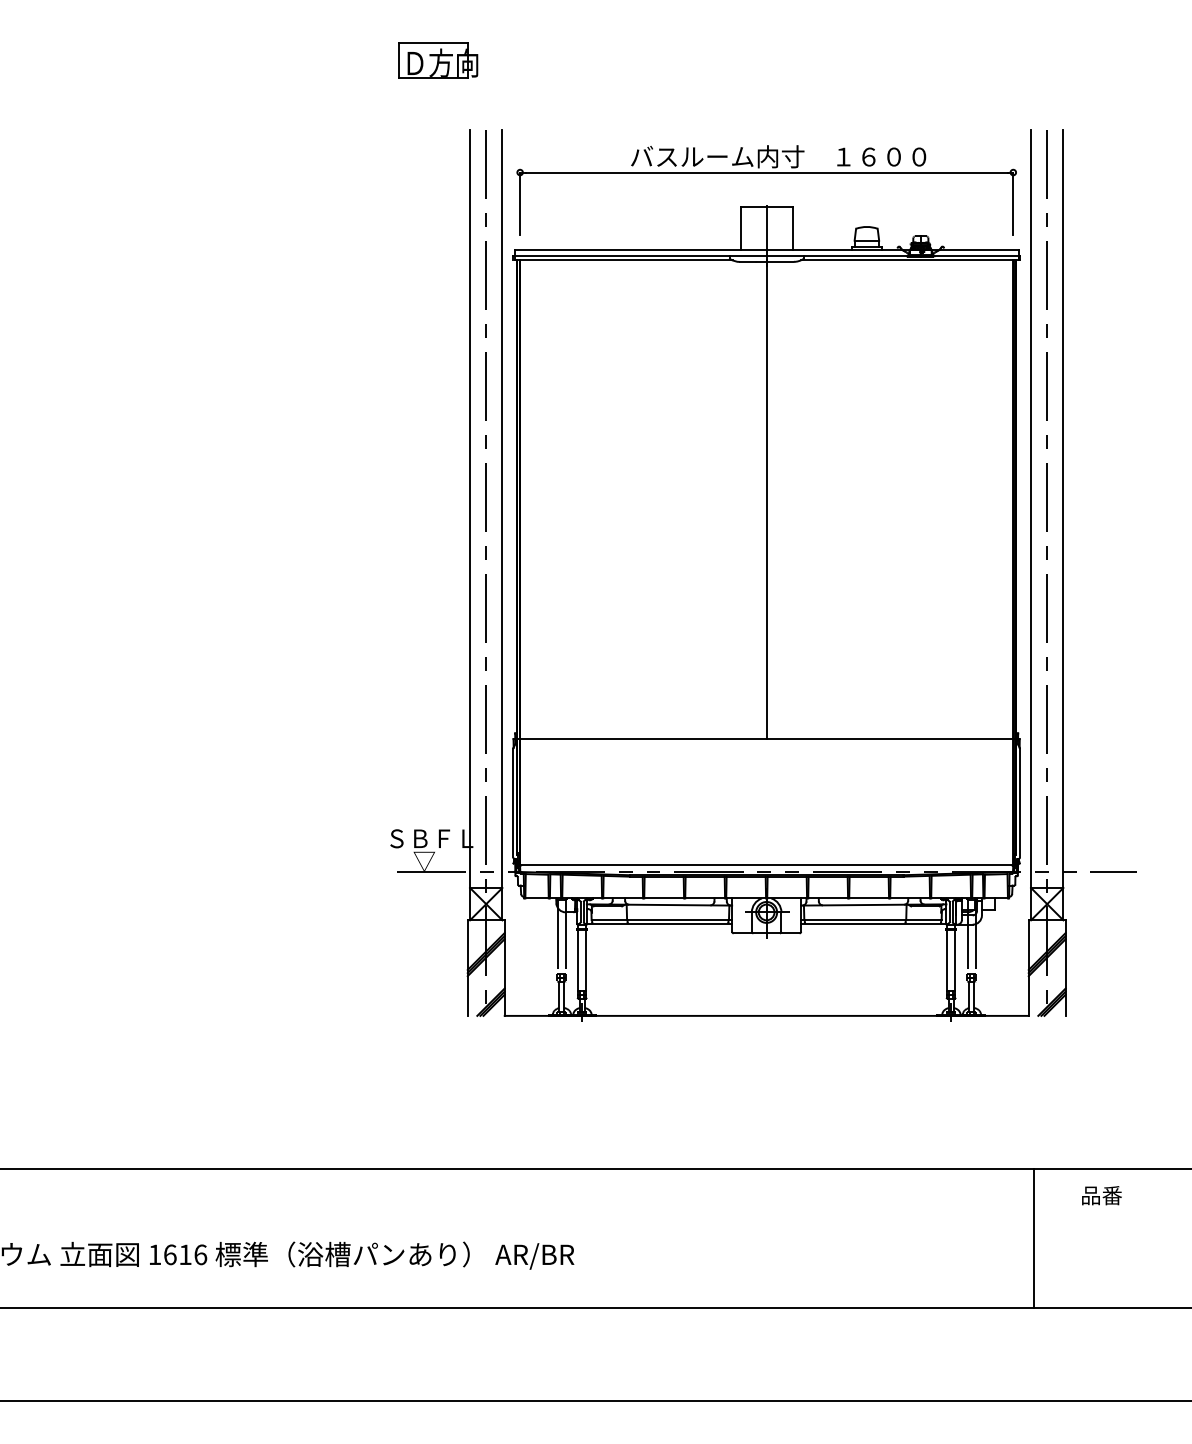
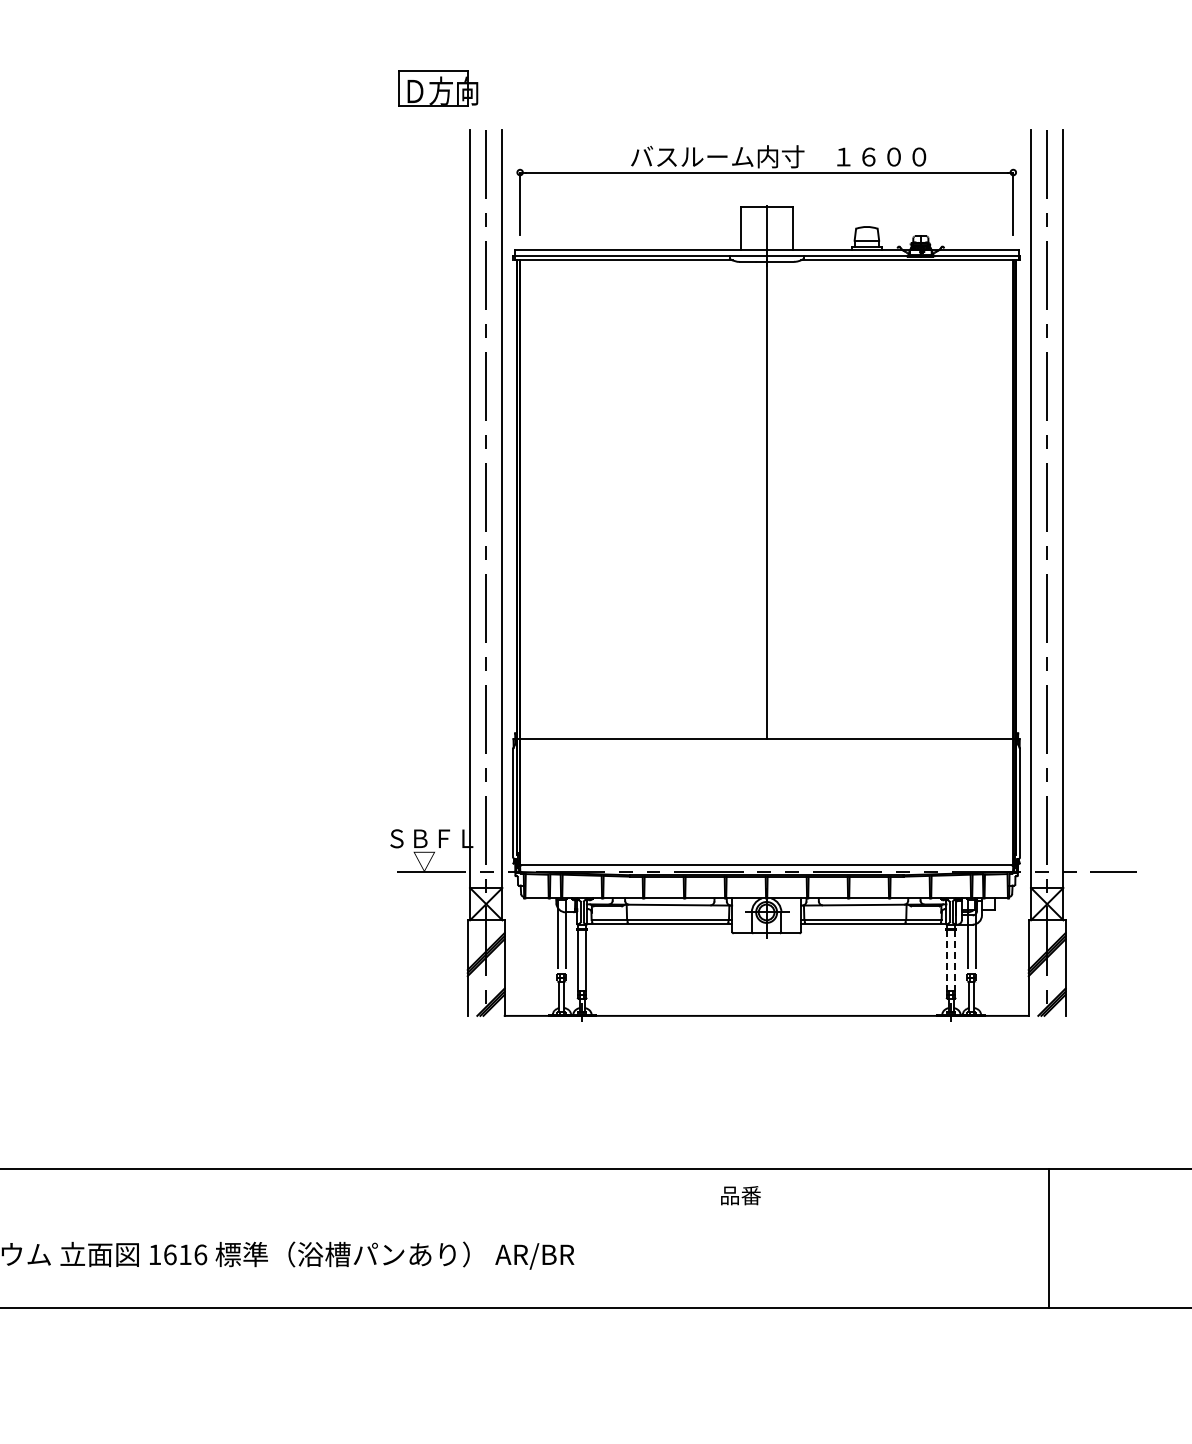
part position: (438, 60) -> (438, 88) (438, 88)
line: solid -> dashed (947, 961)
line: solid -> dashed (955, 961)
text position: (1101, 1195) -> (740, 1195) (740, 1195)
line position: (1034, 1238) -> (1049, 1238) (1049, 1238)
line: present -> none (595, 1400)
